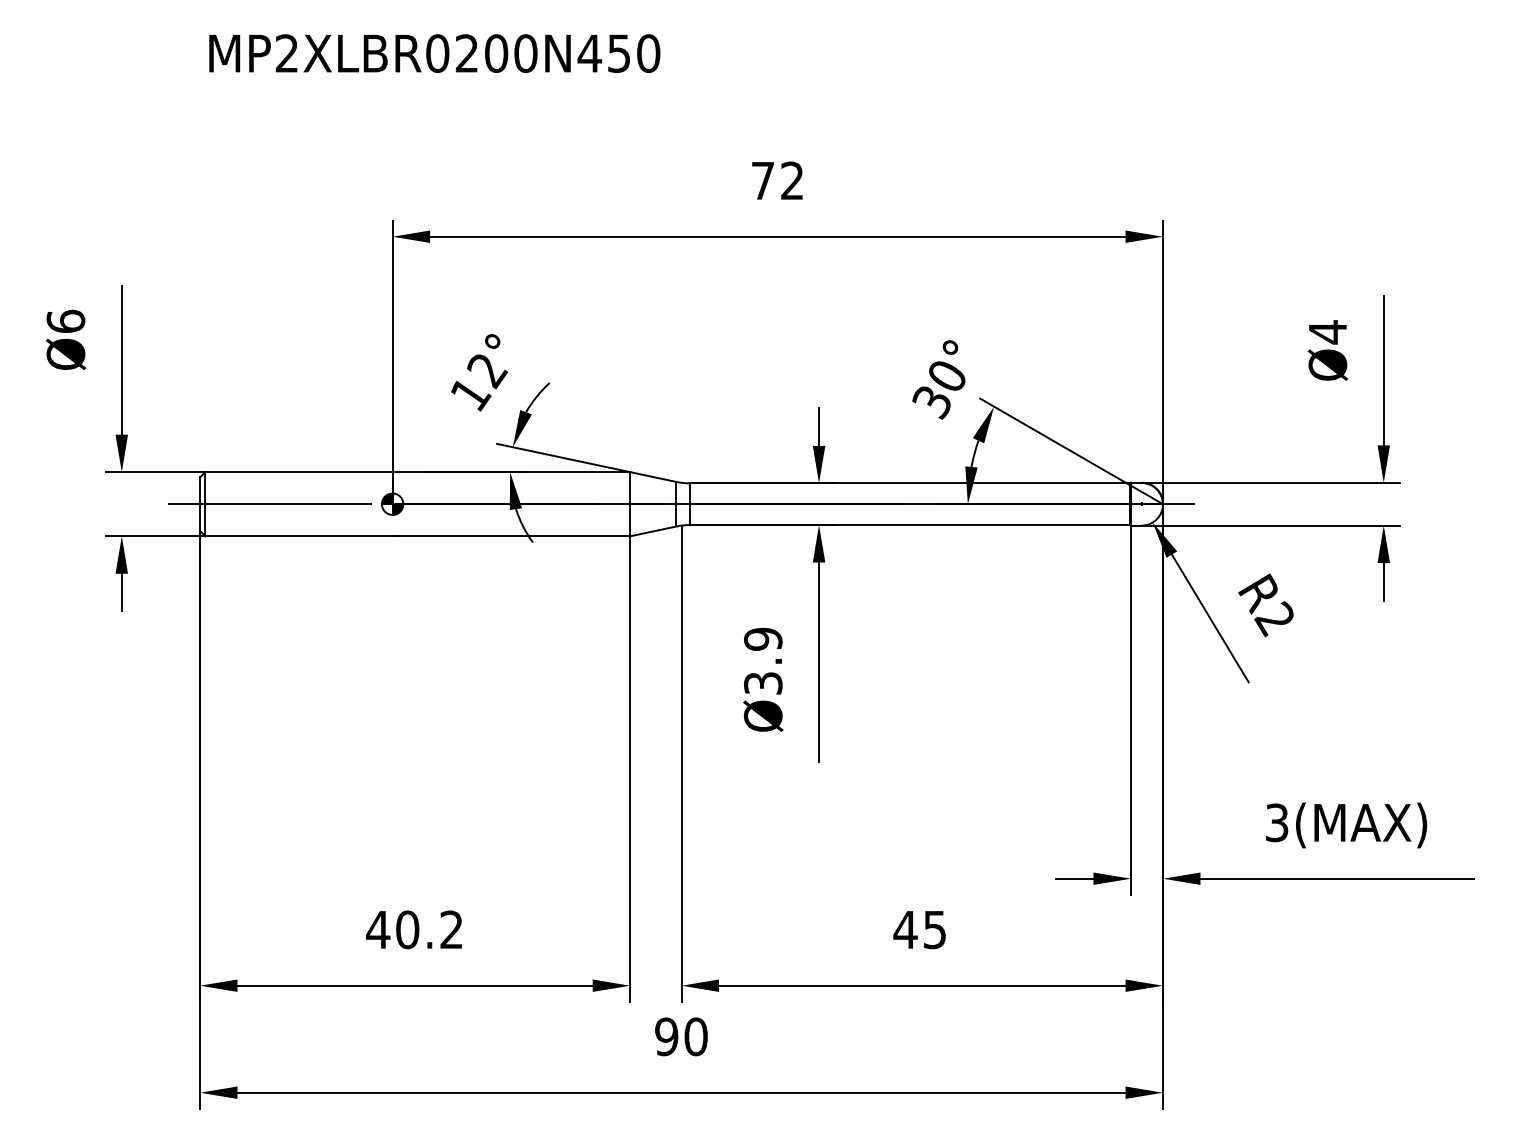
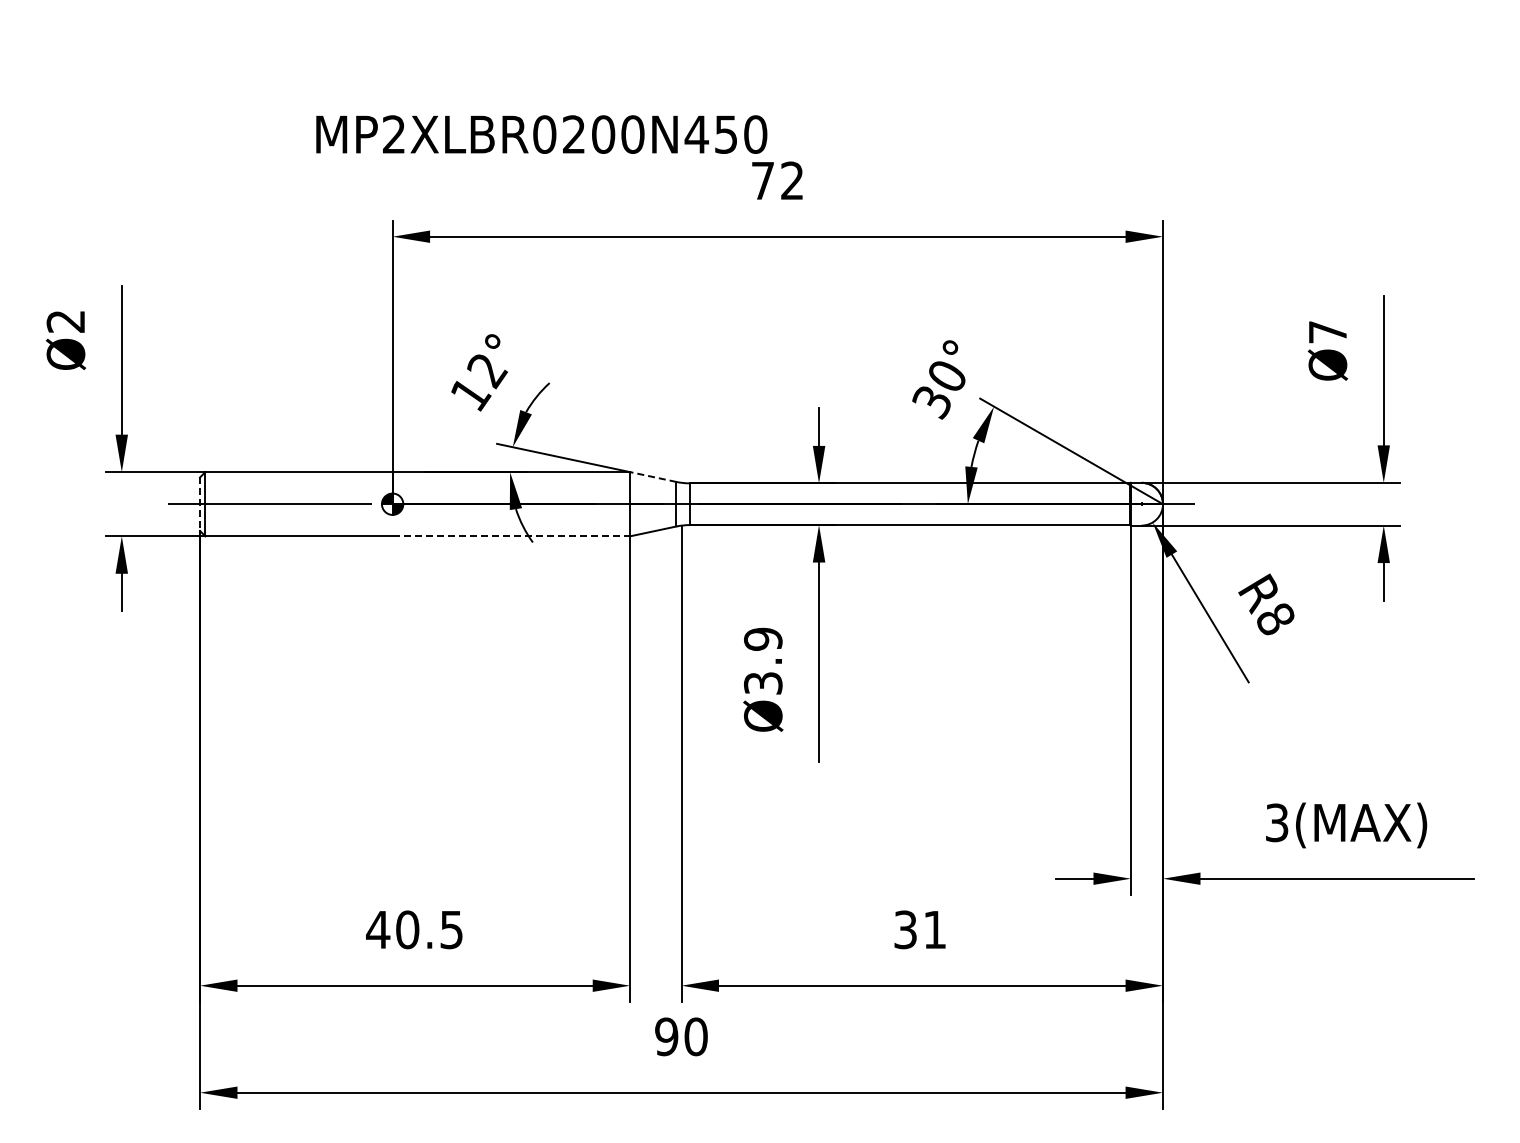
text position: (434, 53) -> (541, 134) (541, 134)
text: Ø6 -> Ø2 (65, 320)
text: Ø4 -> Ø7 (1327, 332)
line: solid -> dashed (653, 477)
line: solid -> dashed (200, 504)
line: solid -> dashed (511, 536)
text: R2 -> R8 (1274, 619)
text: 40.2 -> 40.5 (451, 929)
text: 45 -> 31 (919, 929)
